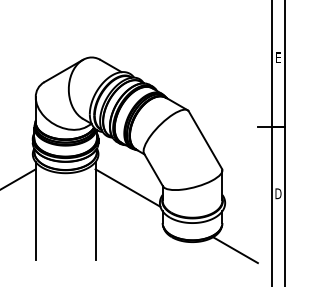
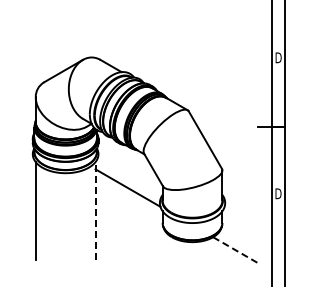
text: E -> D (278, 57)
line: present -> none (18, 178)
line: solid -> dashed (95, 210)
line: solid -> dashed (235, 250)
